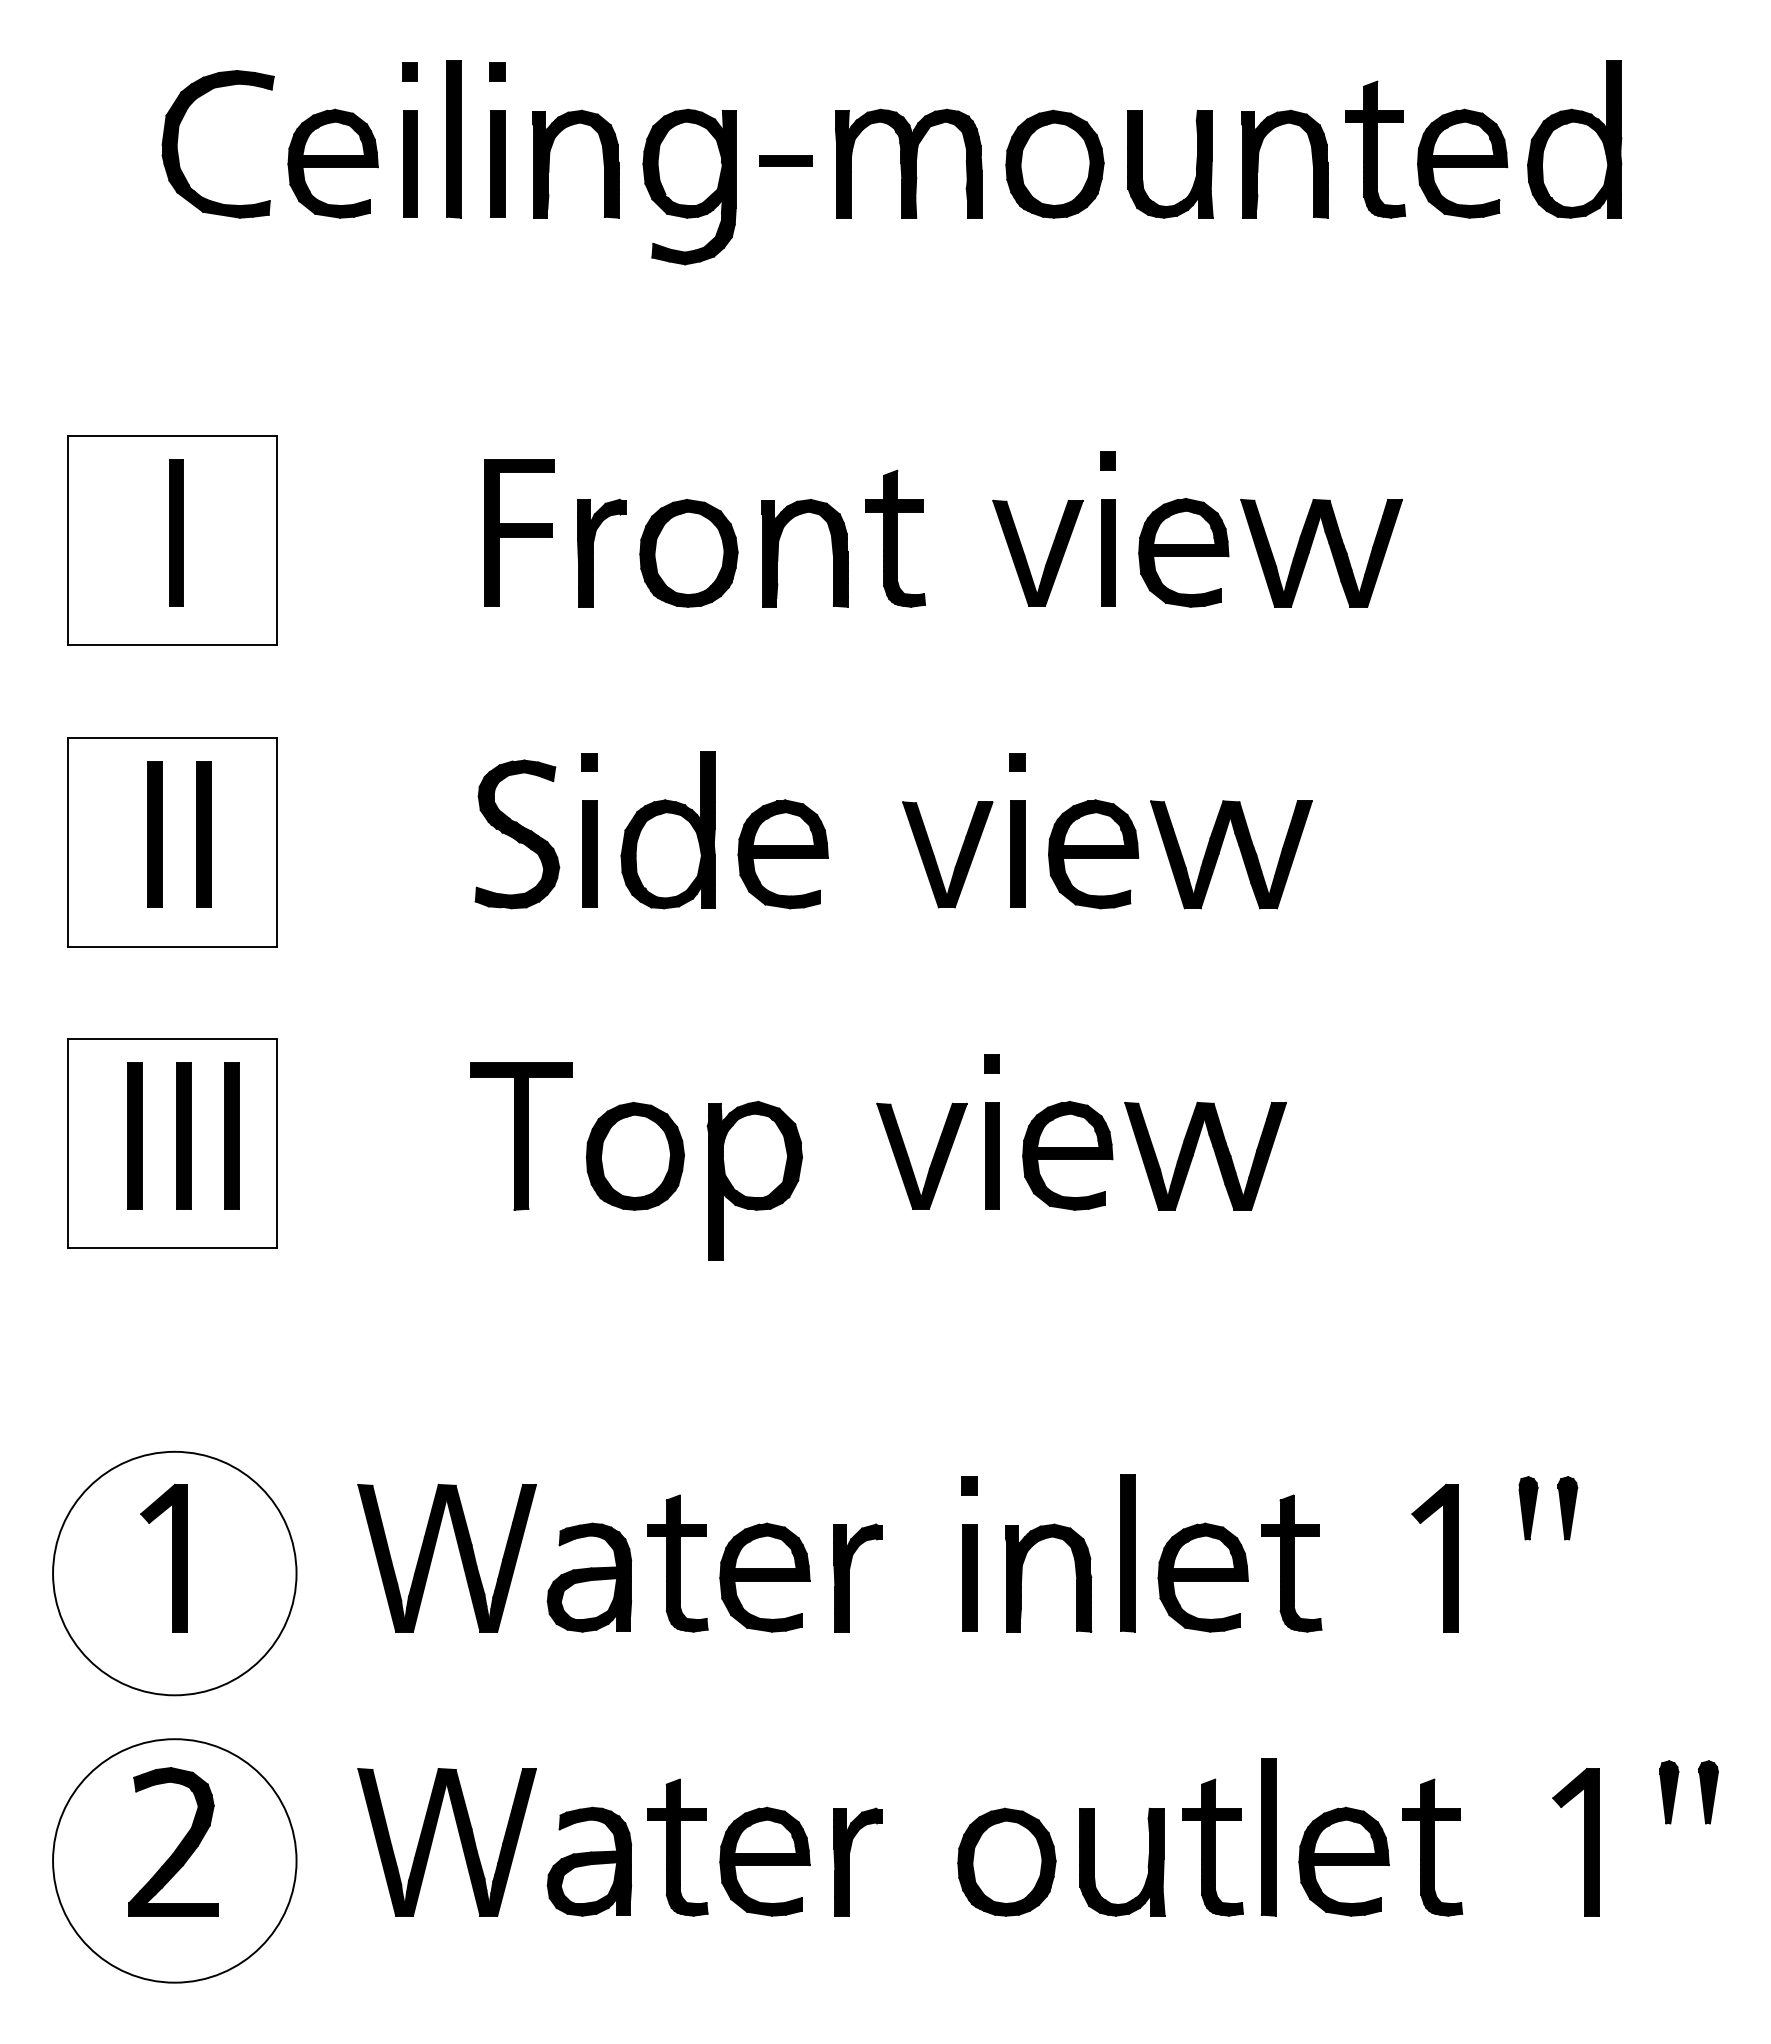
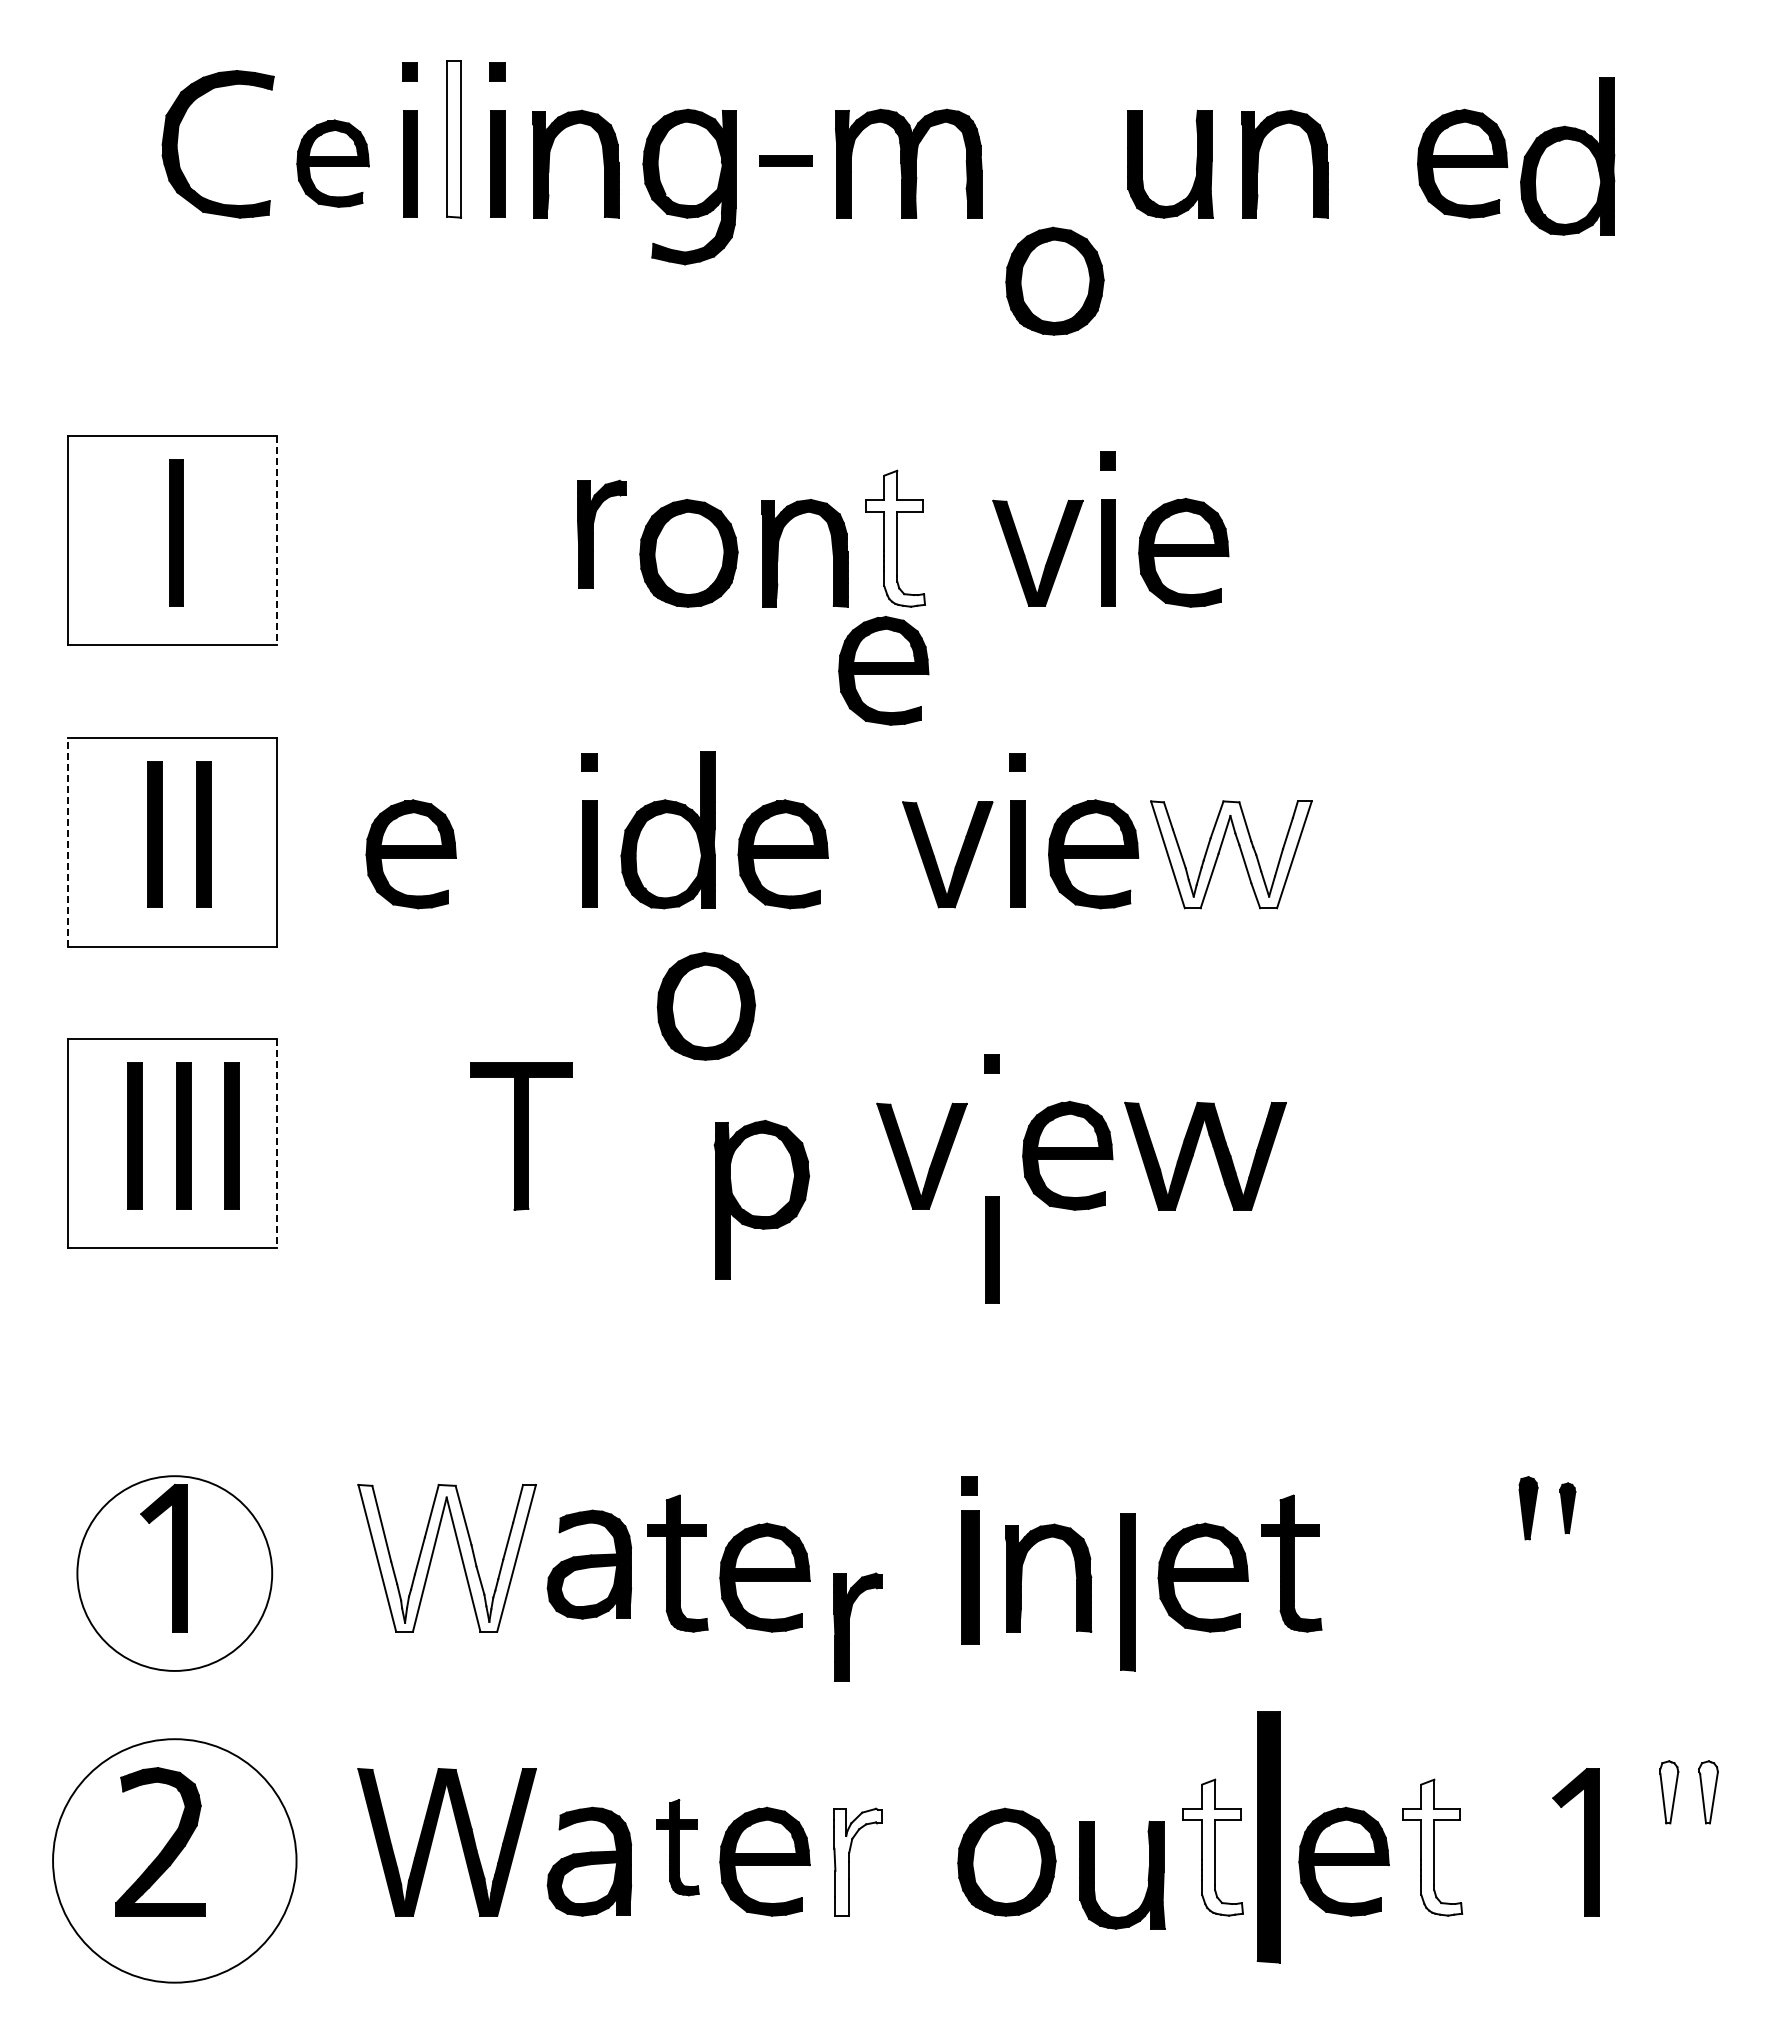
fill: present -> none (454, 139)
part position: (1574, 139) -> (1567, 156) (1567, 156)
part: present -> none (1375, 149)
part size: 92x111 px -> 74x89 px (332, 163)
part position: (1054, 163) -> (1054, 280) (1054, 280)
part: present -> none (519, 532)
fill: present -> none (895, 538)
line: solid -> dashed (277, 541)
part: present -> none (1330, 550)
part position: (593, 552) -> (593, 533) (593, 533)
part: none -> present (883, 670)
part: present -> none (517, 834)
line: solid -> dashed (68, 841)
part: none -> present (410, 854)
fill: present -> none (1231, 854)
line: solid -> dashed (277, 1144)
part position: (992, 1155) -> (992, 1249) (992, 1249)
part position: (634, 1156) -> (705, 1006) (705, 1006)
part position: (754, 1180) -> (761, 1199) (761, 1199)
part size: 22x65 px -> 18x53 px (1567, 1508)
part position: (1127, 1553) -> (1127, 1592) (1127, 1592)
fill: present -> none (446, 1557)
part: present -> none (1443, 1557)
circle diameter: 243 px -> 195 px (174, 1573)
part position: (588, 1577) -> (588, 1564) (588, 1564)
part position: (849, 1577) -> (849, 1626) (849, 1626)
part size: 16x108 px -> 19x135 px (970, 1577)
fill: present -> none (1669, 1792)
fill: present -> none (1708, 1792)
part size: 17x159 px -> 25x253 px (1268, 1837)
part position: (179, 1843) -> (166, 1843) (166, 1843)
part size: 62x139 px -> 44x98 px (677, 1847)
fill: present -> none (1212, 1847)
fill: present -> none (1432, 1847)
fill: present -> none (858, 1861)
part position: (1147, 1866) -> (1147, 1879) (1147, 1879)
